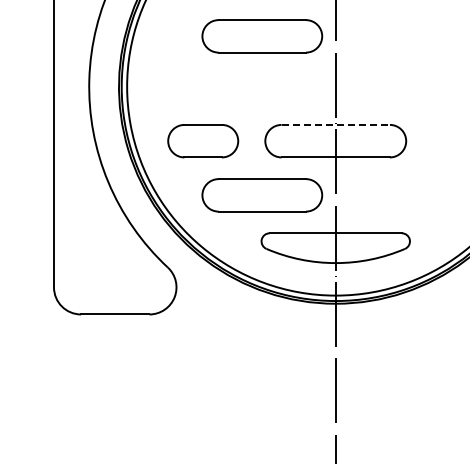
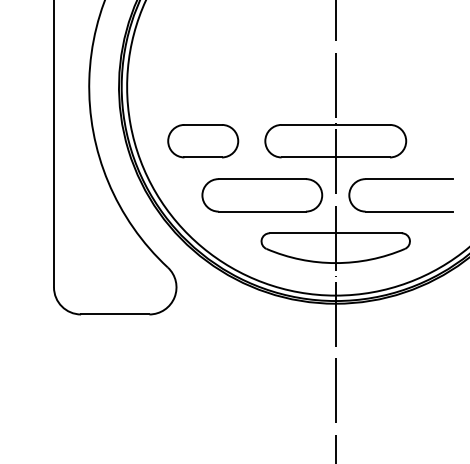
part: present -> none (262, 36)
line: dashed -> solid (336, 124)
part: none -> present (400, 179)
